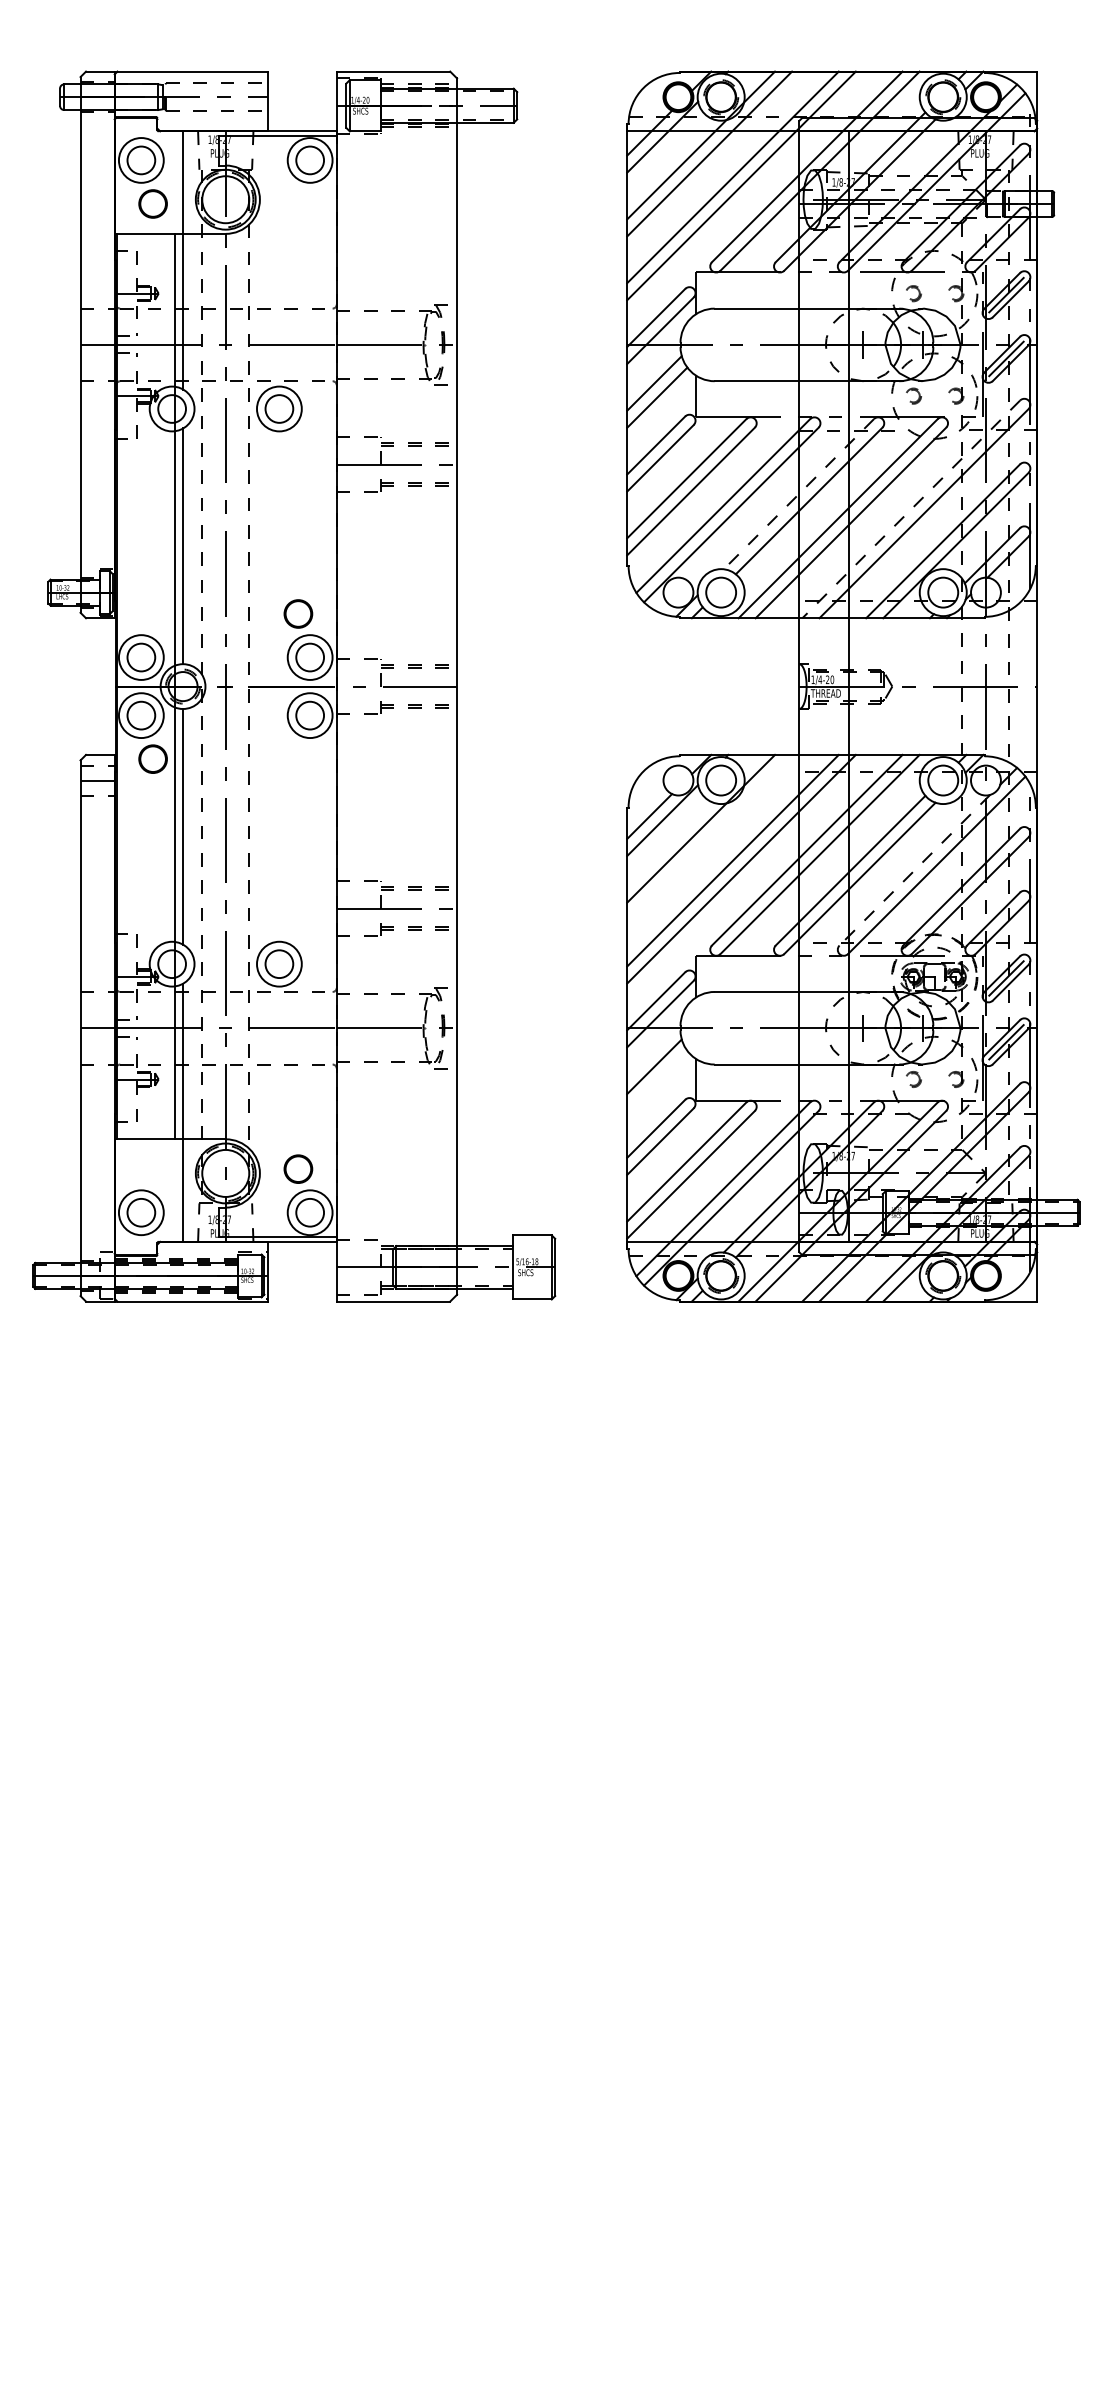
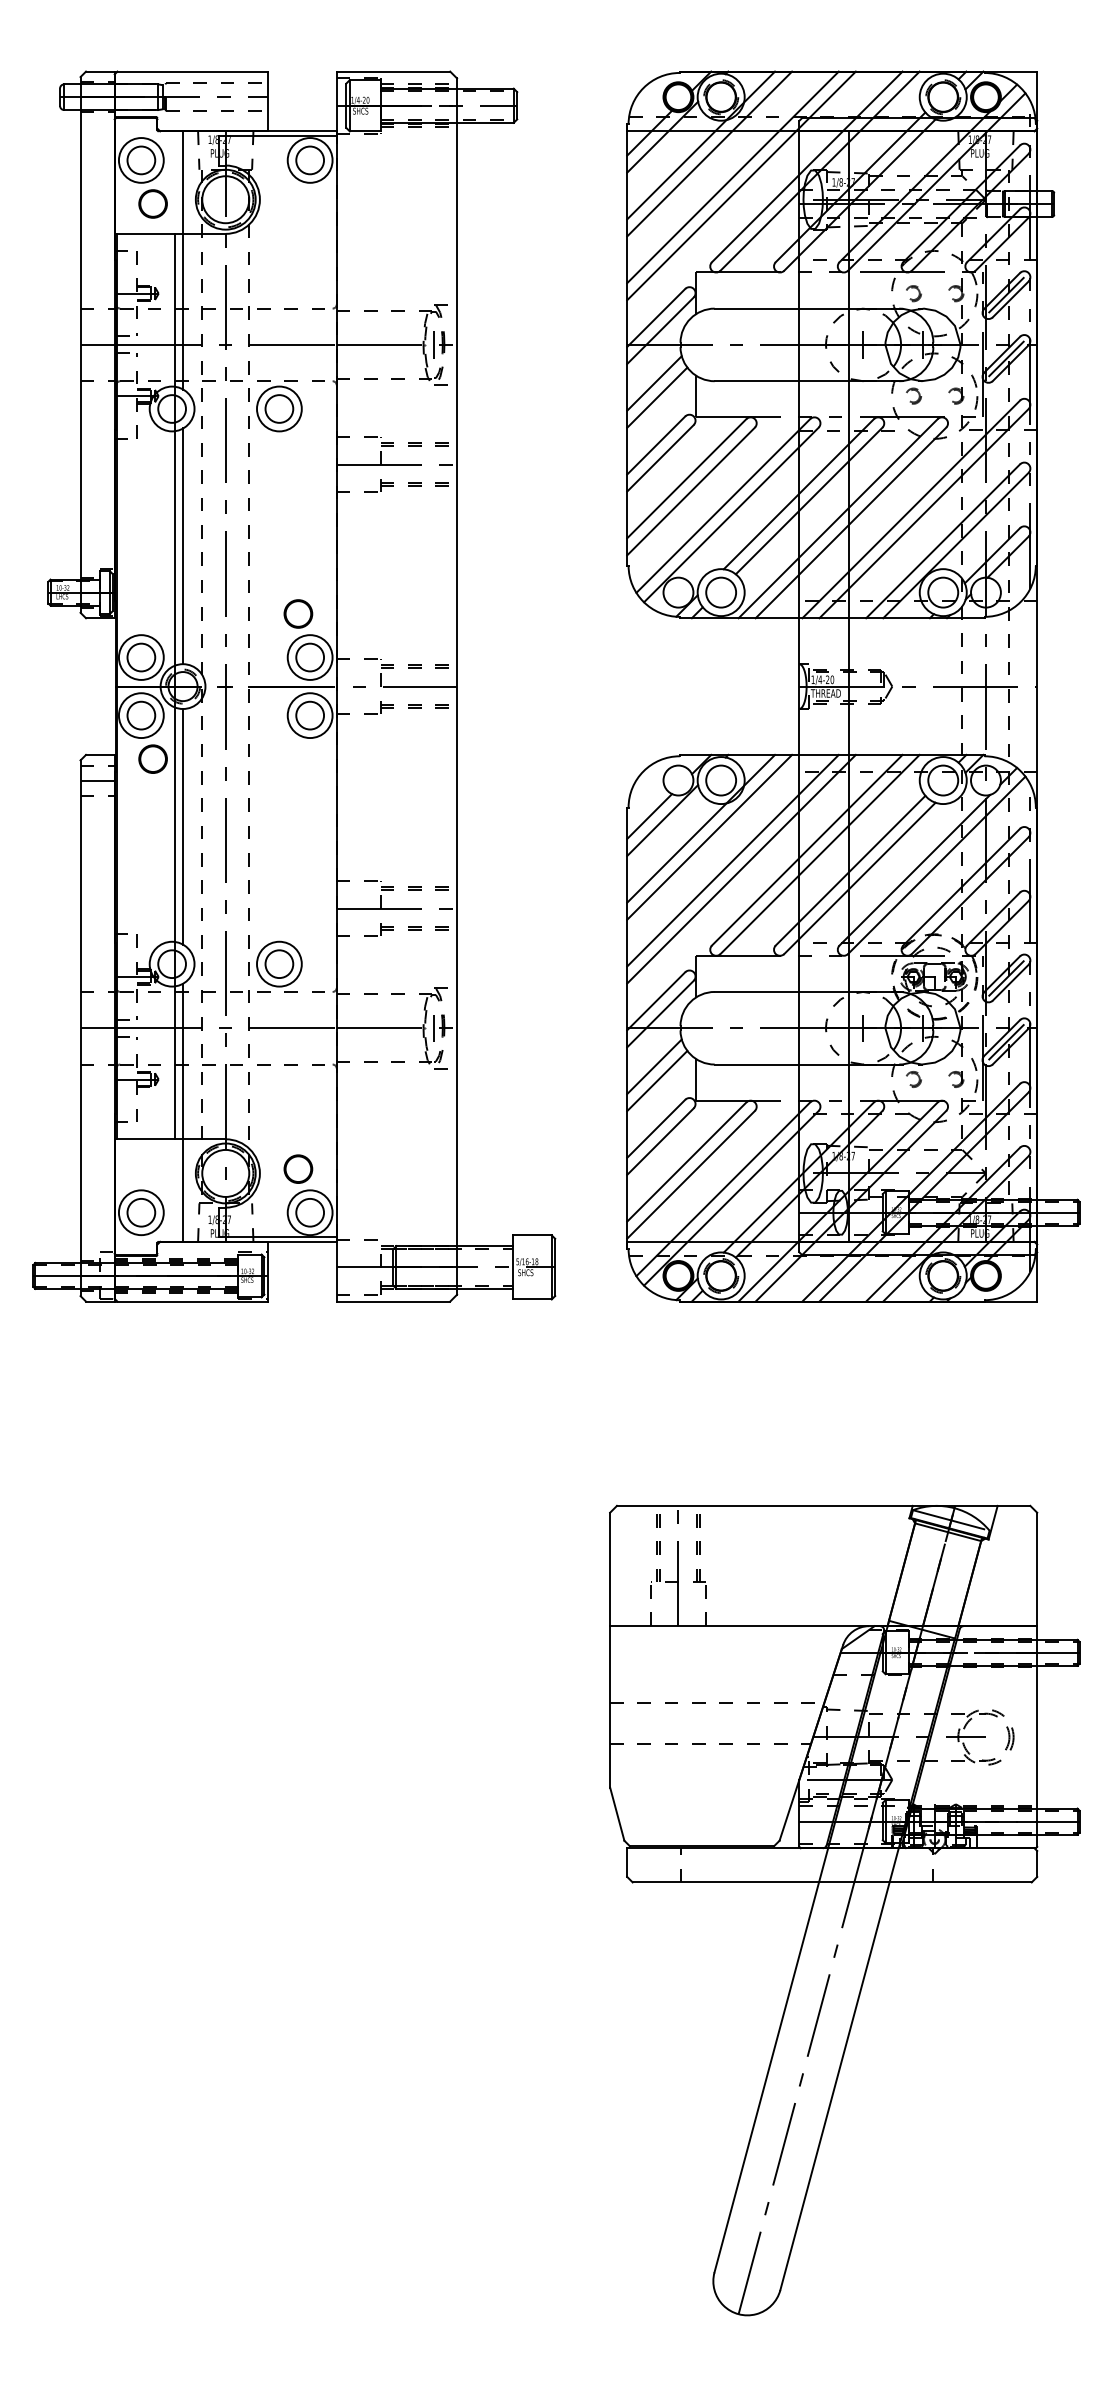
line: none -> present (433, 344)
line: dashed -> solid (798, 494)
line: dashed -> solid (911, 509)
line: none -> present (709, 836)
line: dashed -> solid (914, 870)
line: none -> present (433, 1027)
line: none -> present (657, 1080)
part: none -> present (844, 1910)
